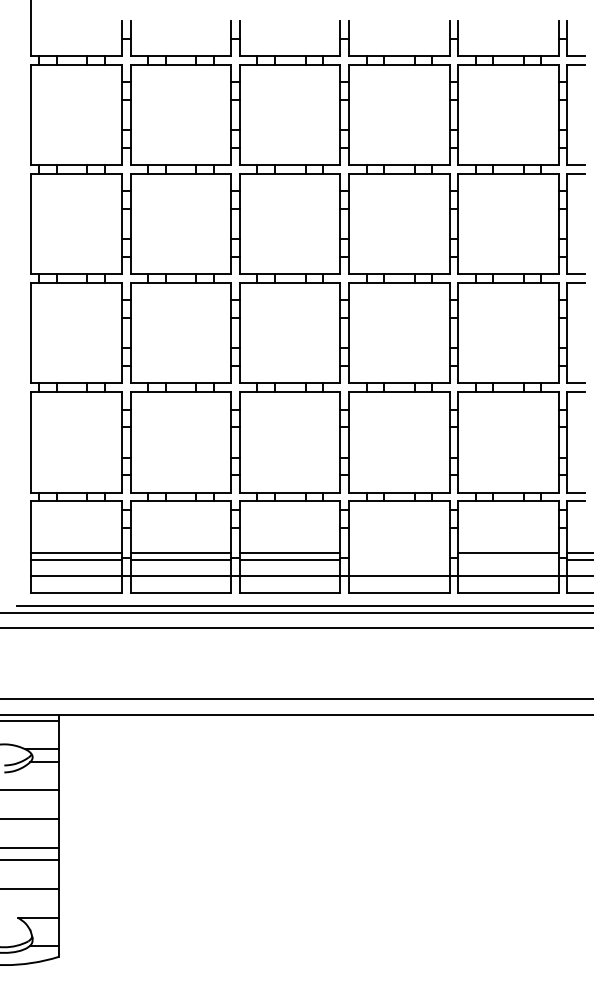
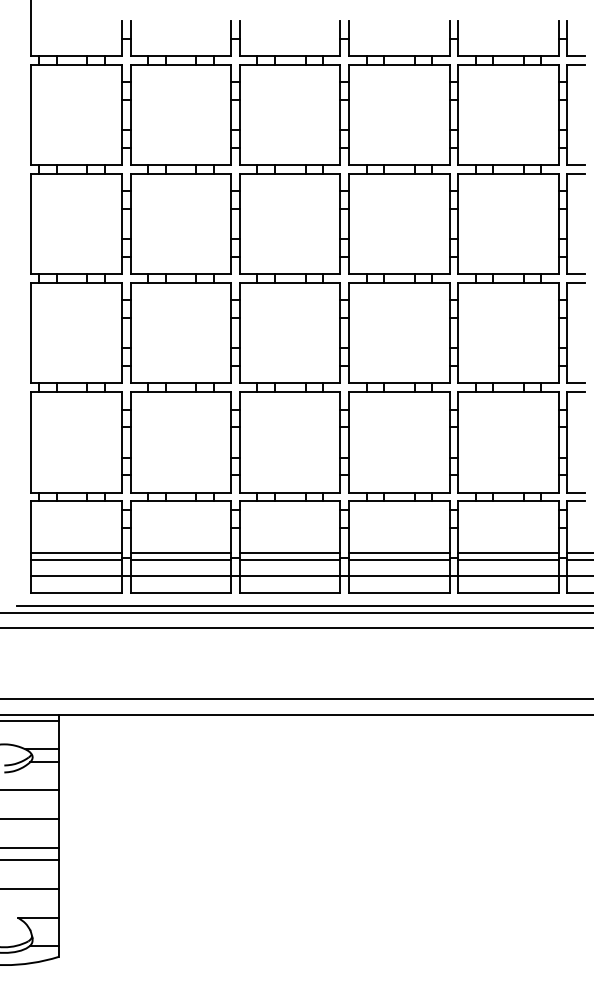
line: none -> present (399, 553)
line: none -> present (399, 560)
line: none -> present (508, 560)
